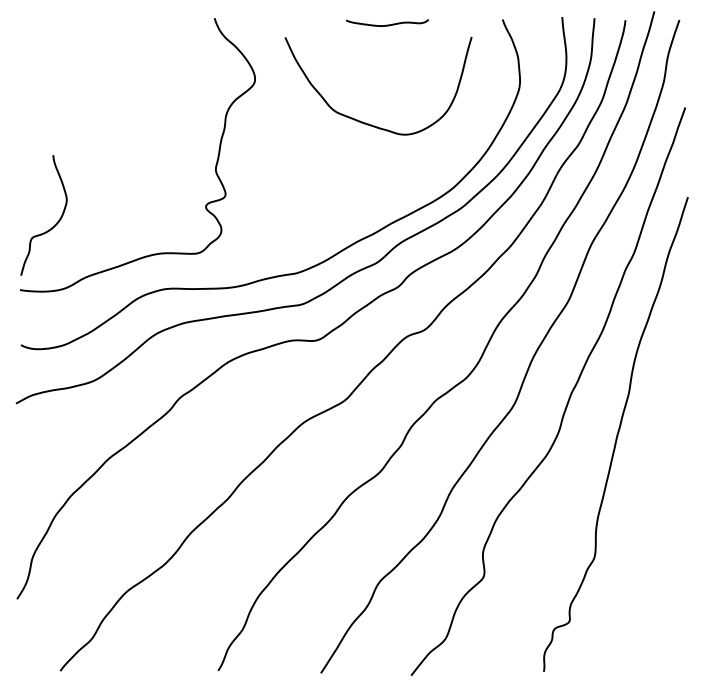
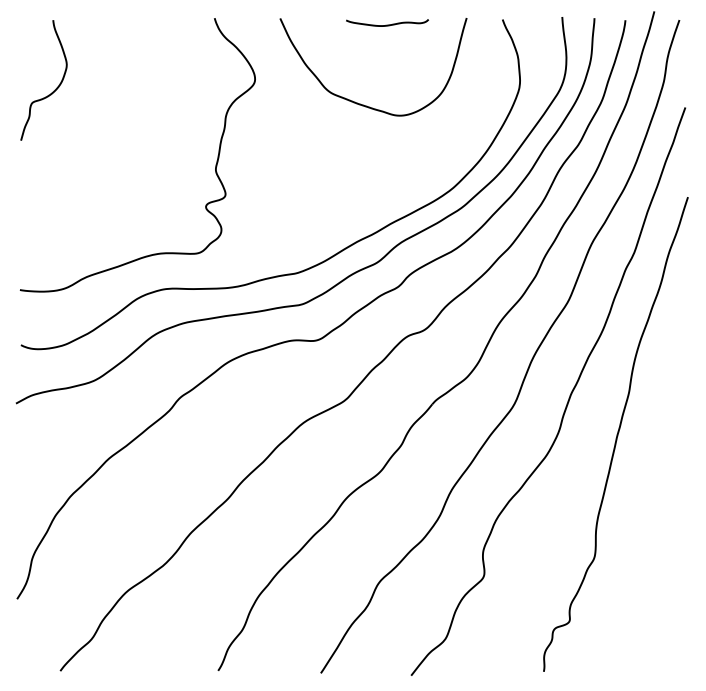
curve position: (365, 122) -> (360, 103) (360, 103)
curve position: (53, 225) -> (53, 90) (53, 90)
